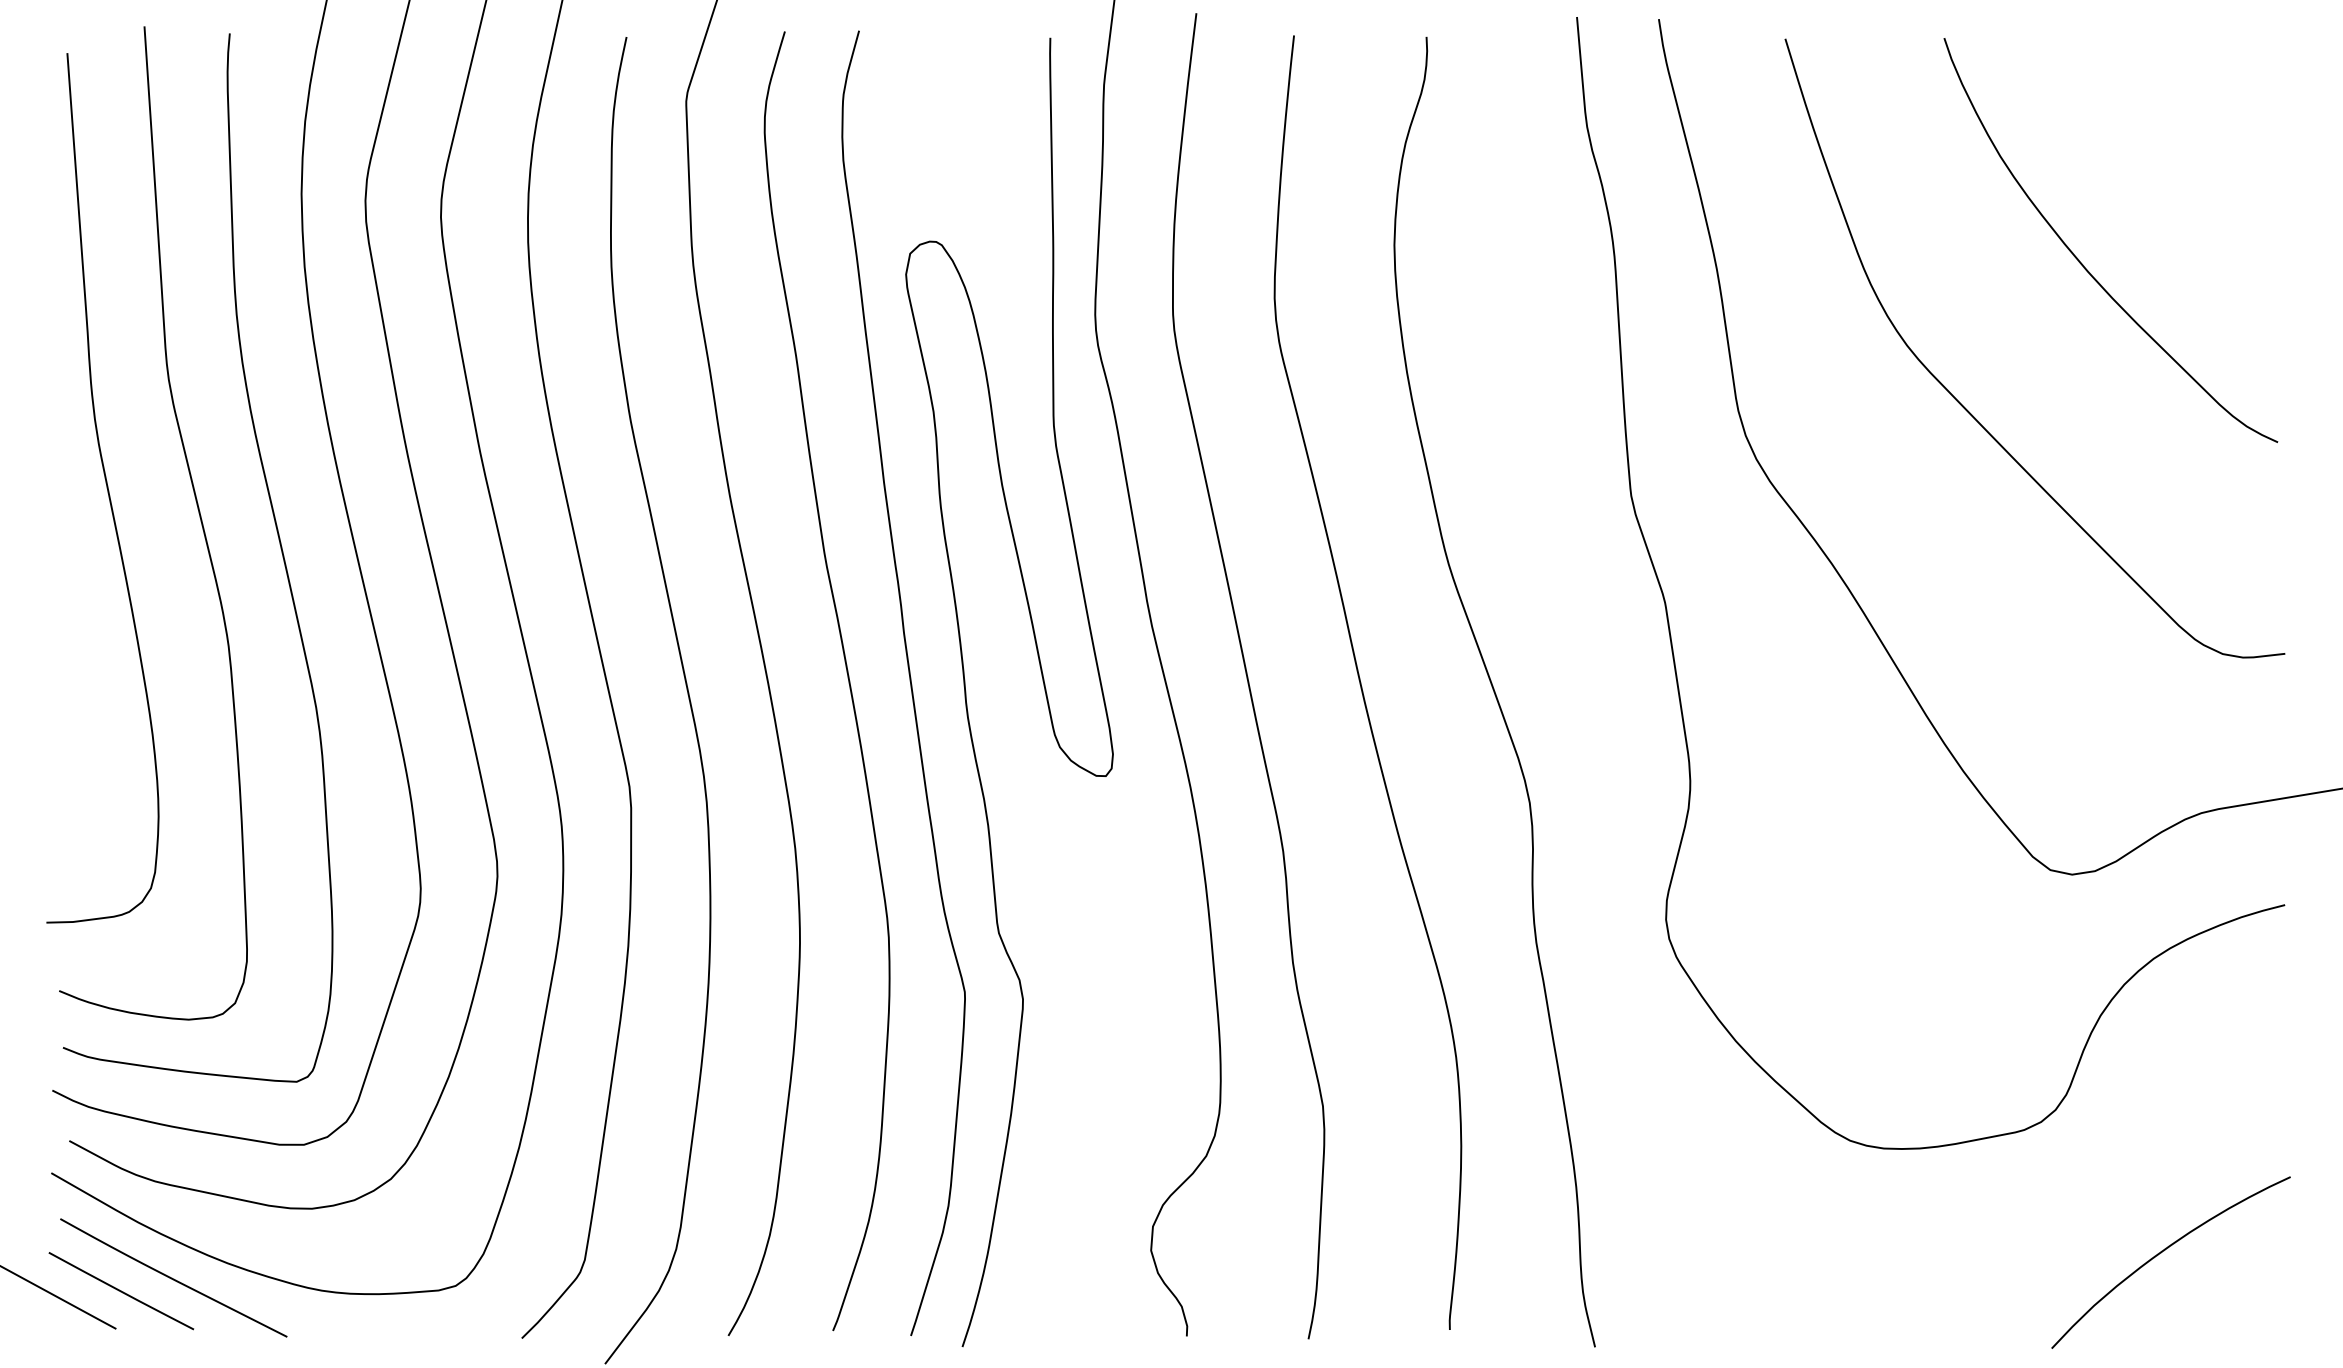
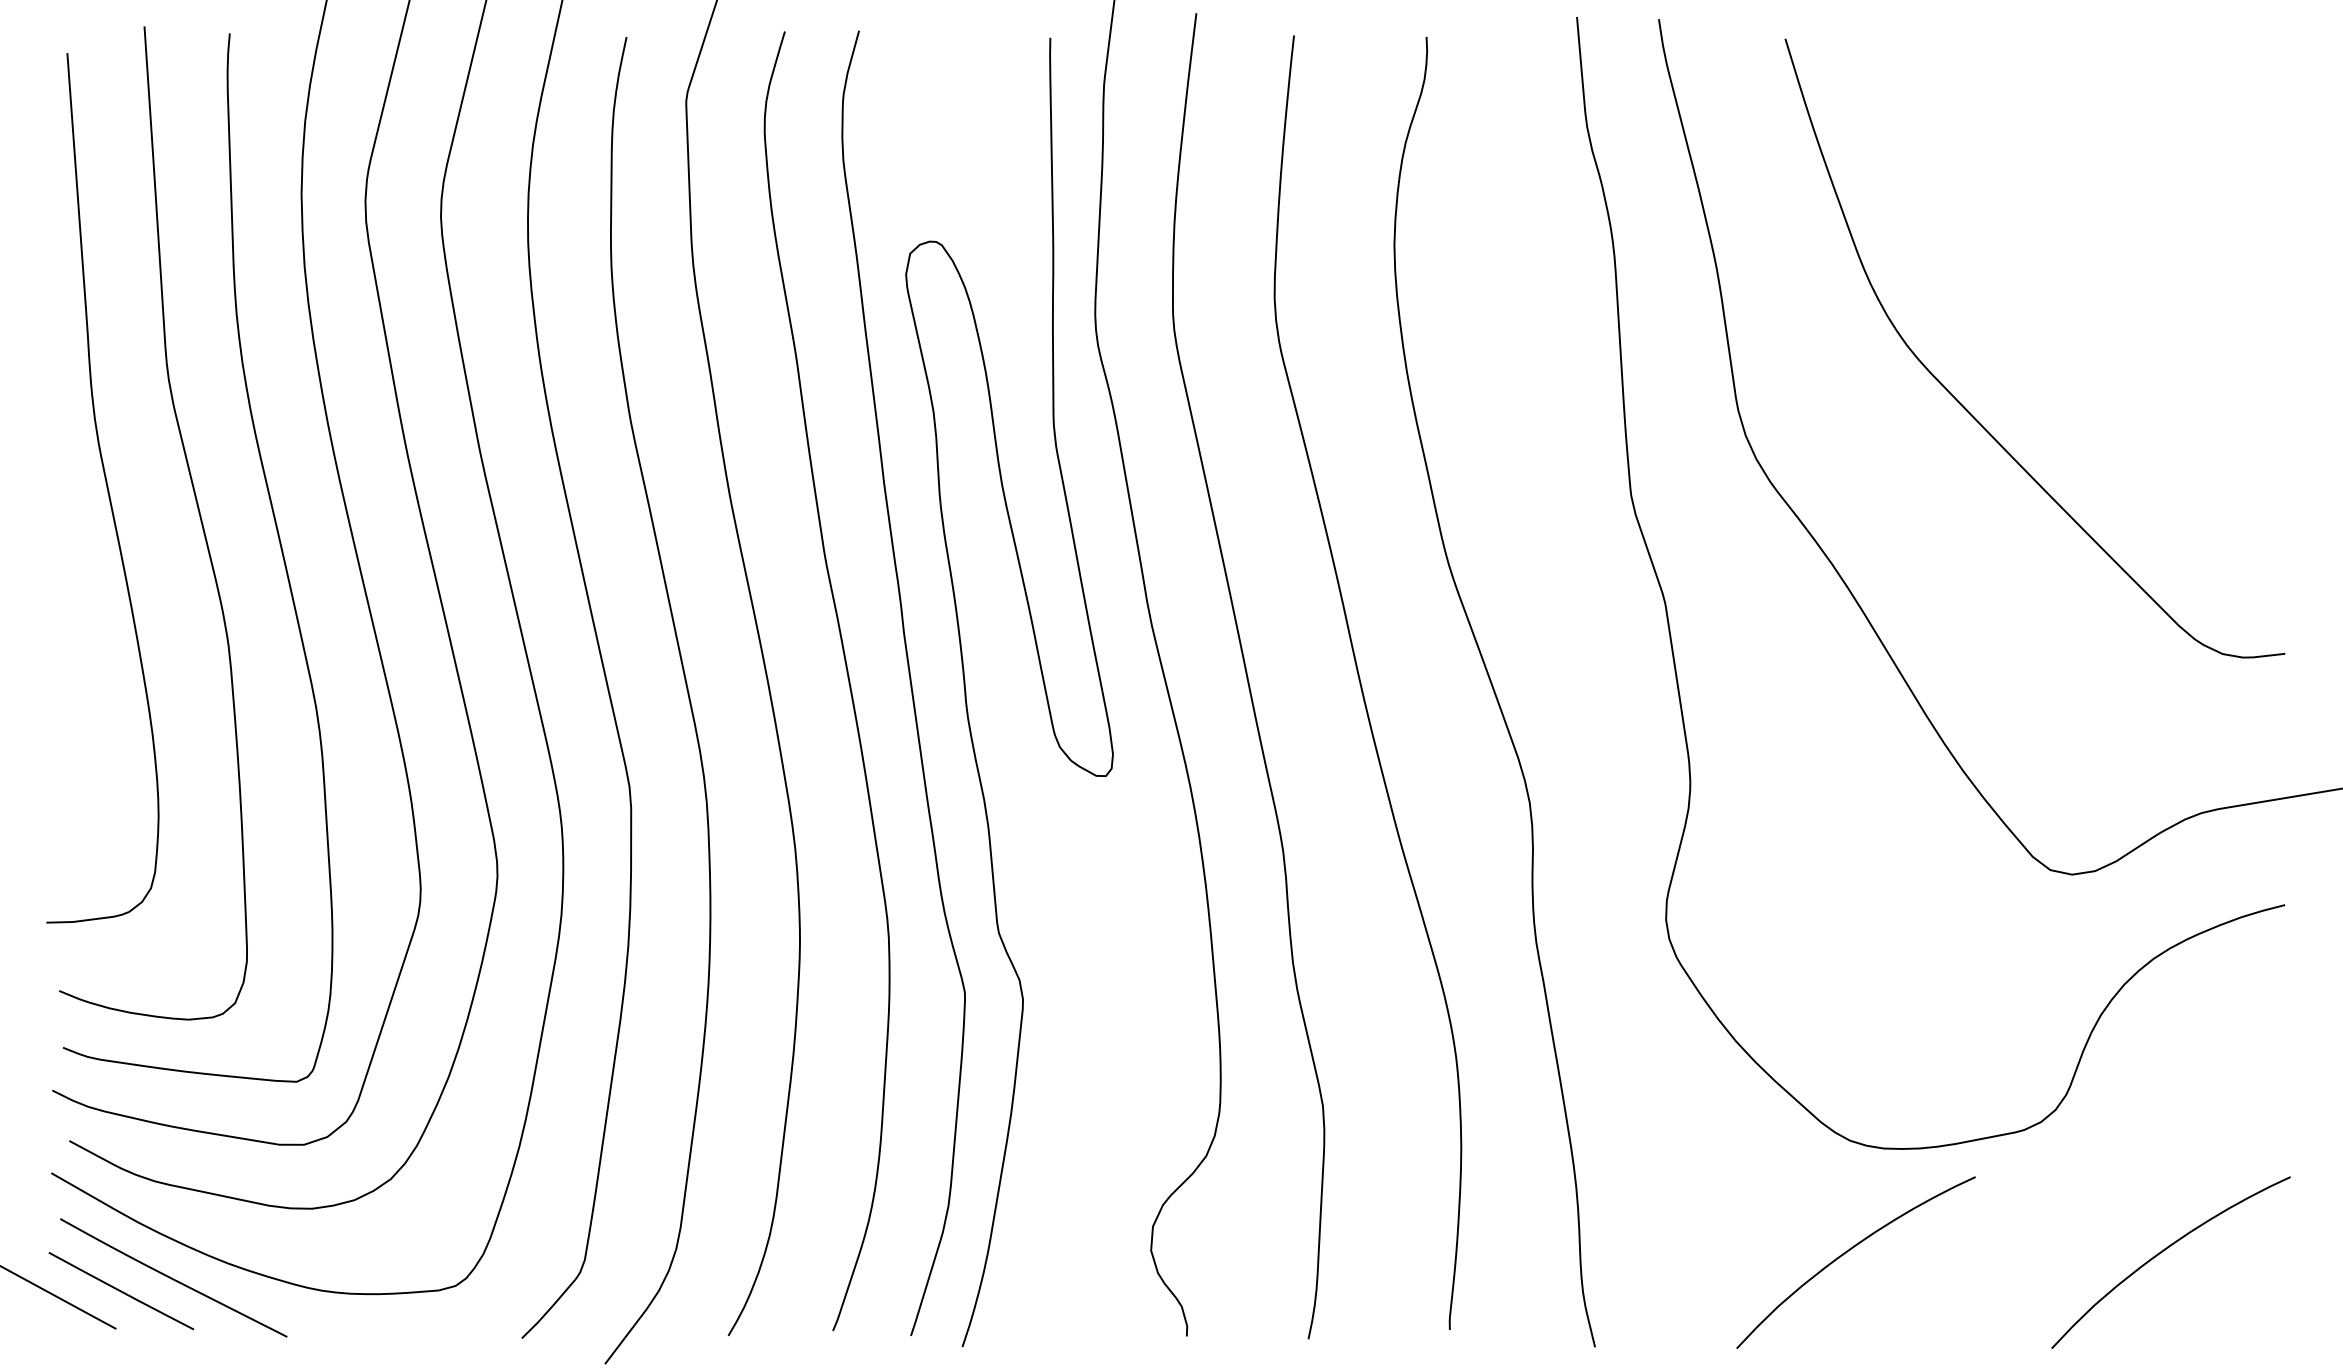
curve: present -> none (2083, 264)
curve: none -> present (1849, 1251)
